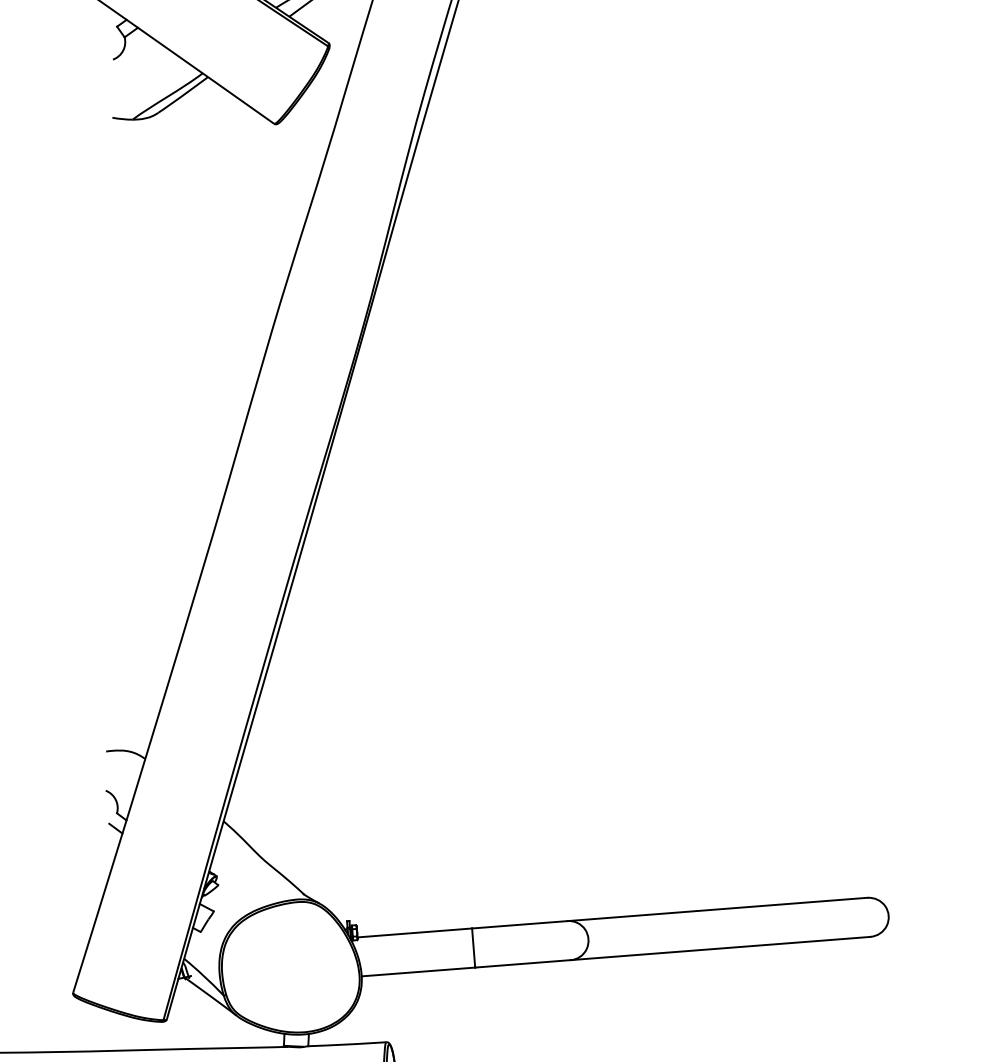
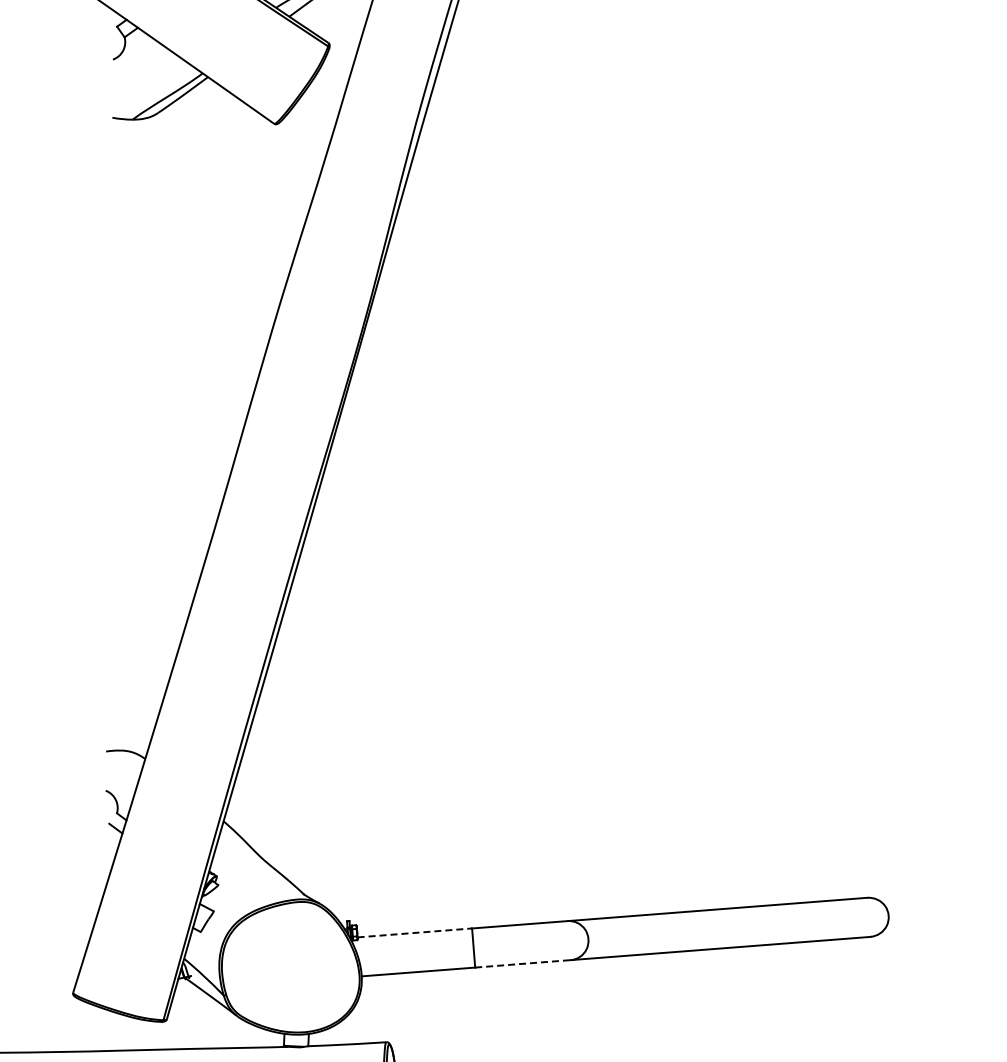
line: solid -> dashed (415, 932)
line: solid -> dashed (522, 963)
